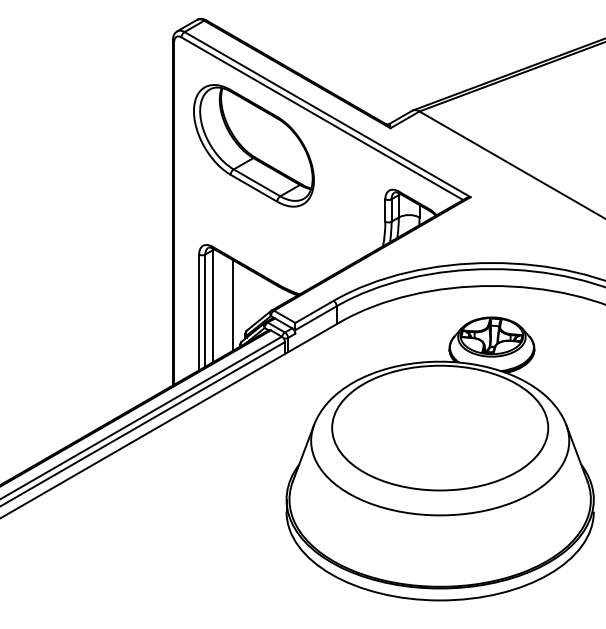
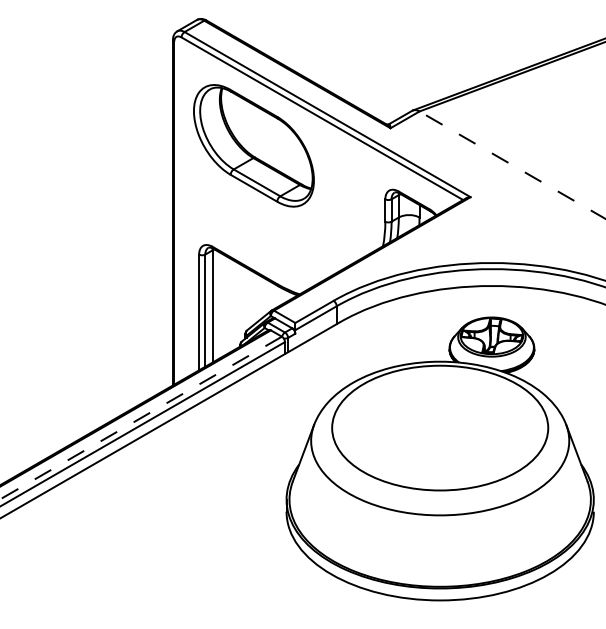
line: solid -> dashed (512, 164)
line: present -> none (233, 305)
line: solid -> dashed (140, 418)
